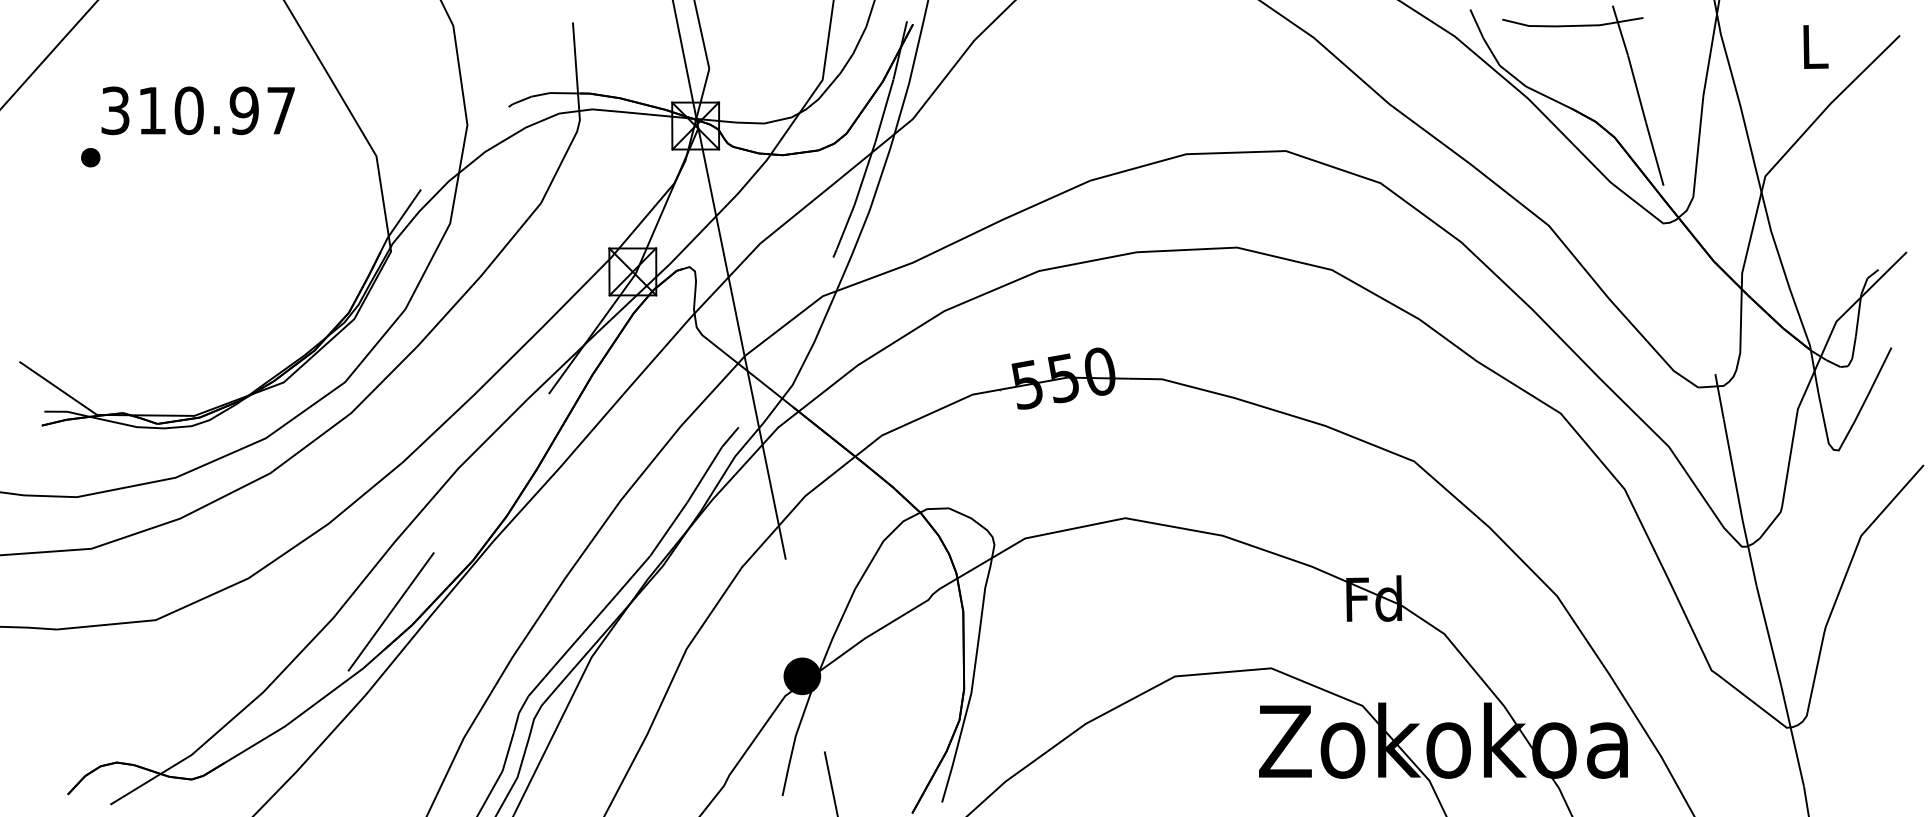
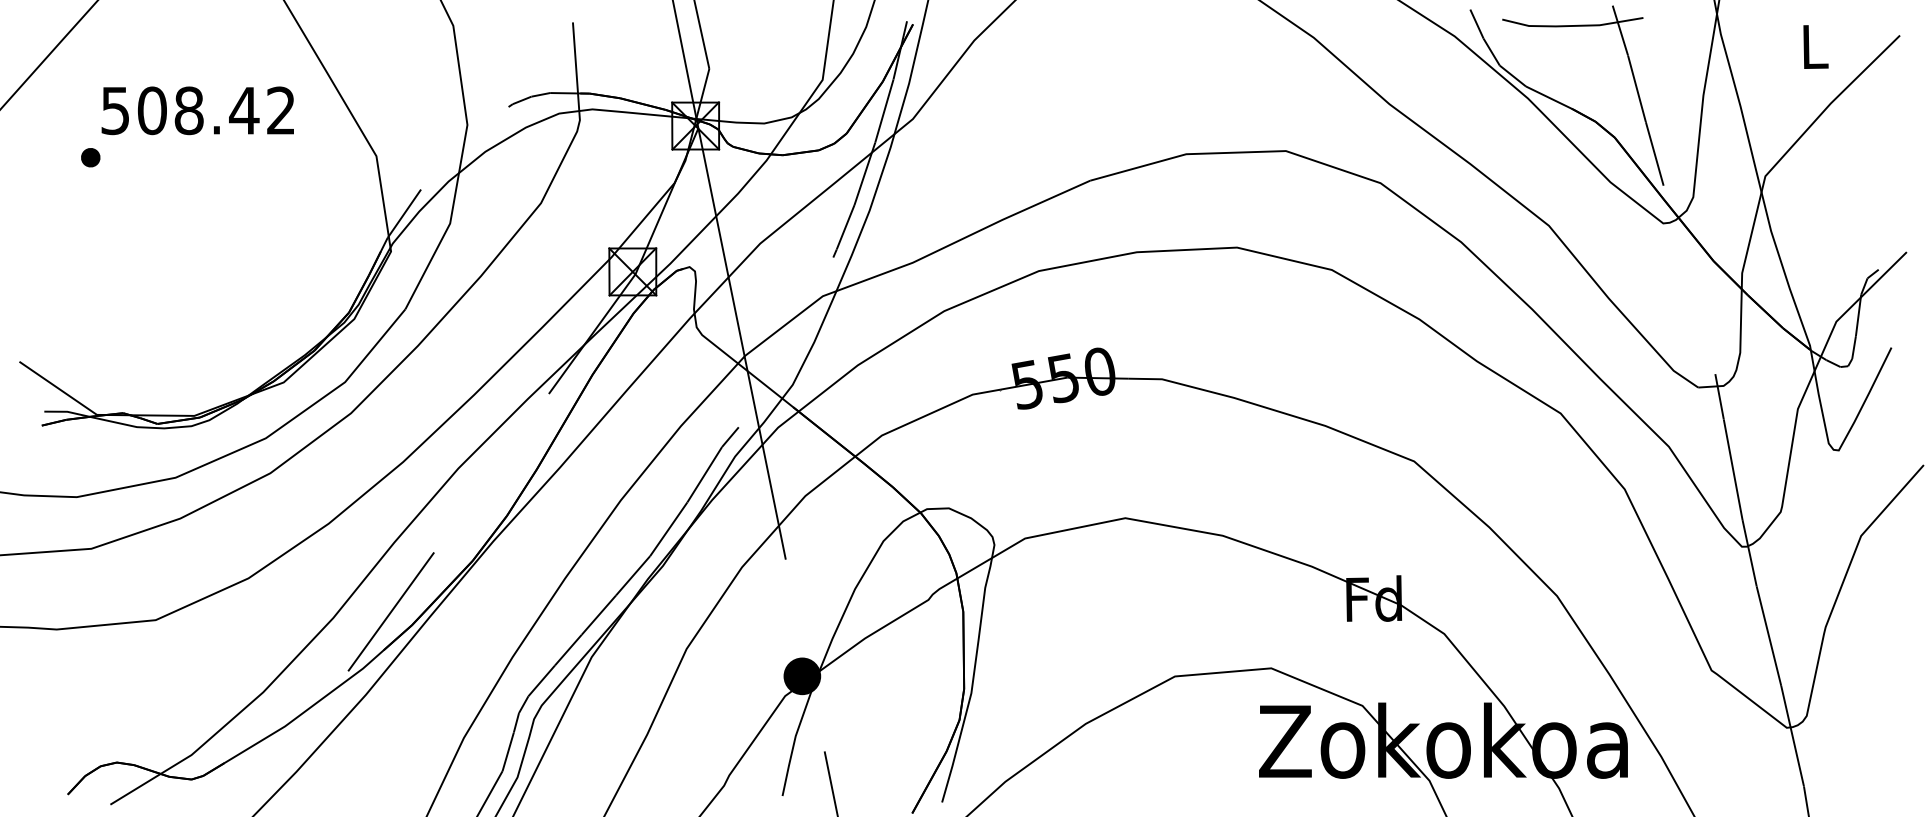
text: 310.97 -> 508.42 (198, 110)
